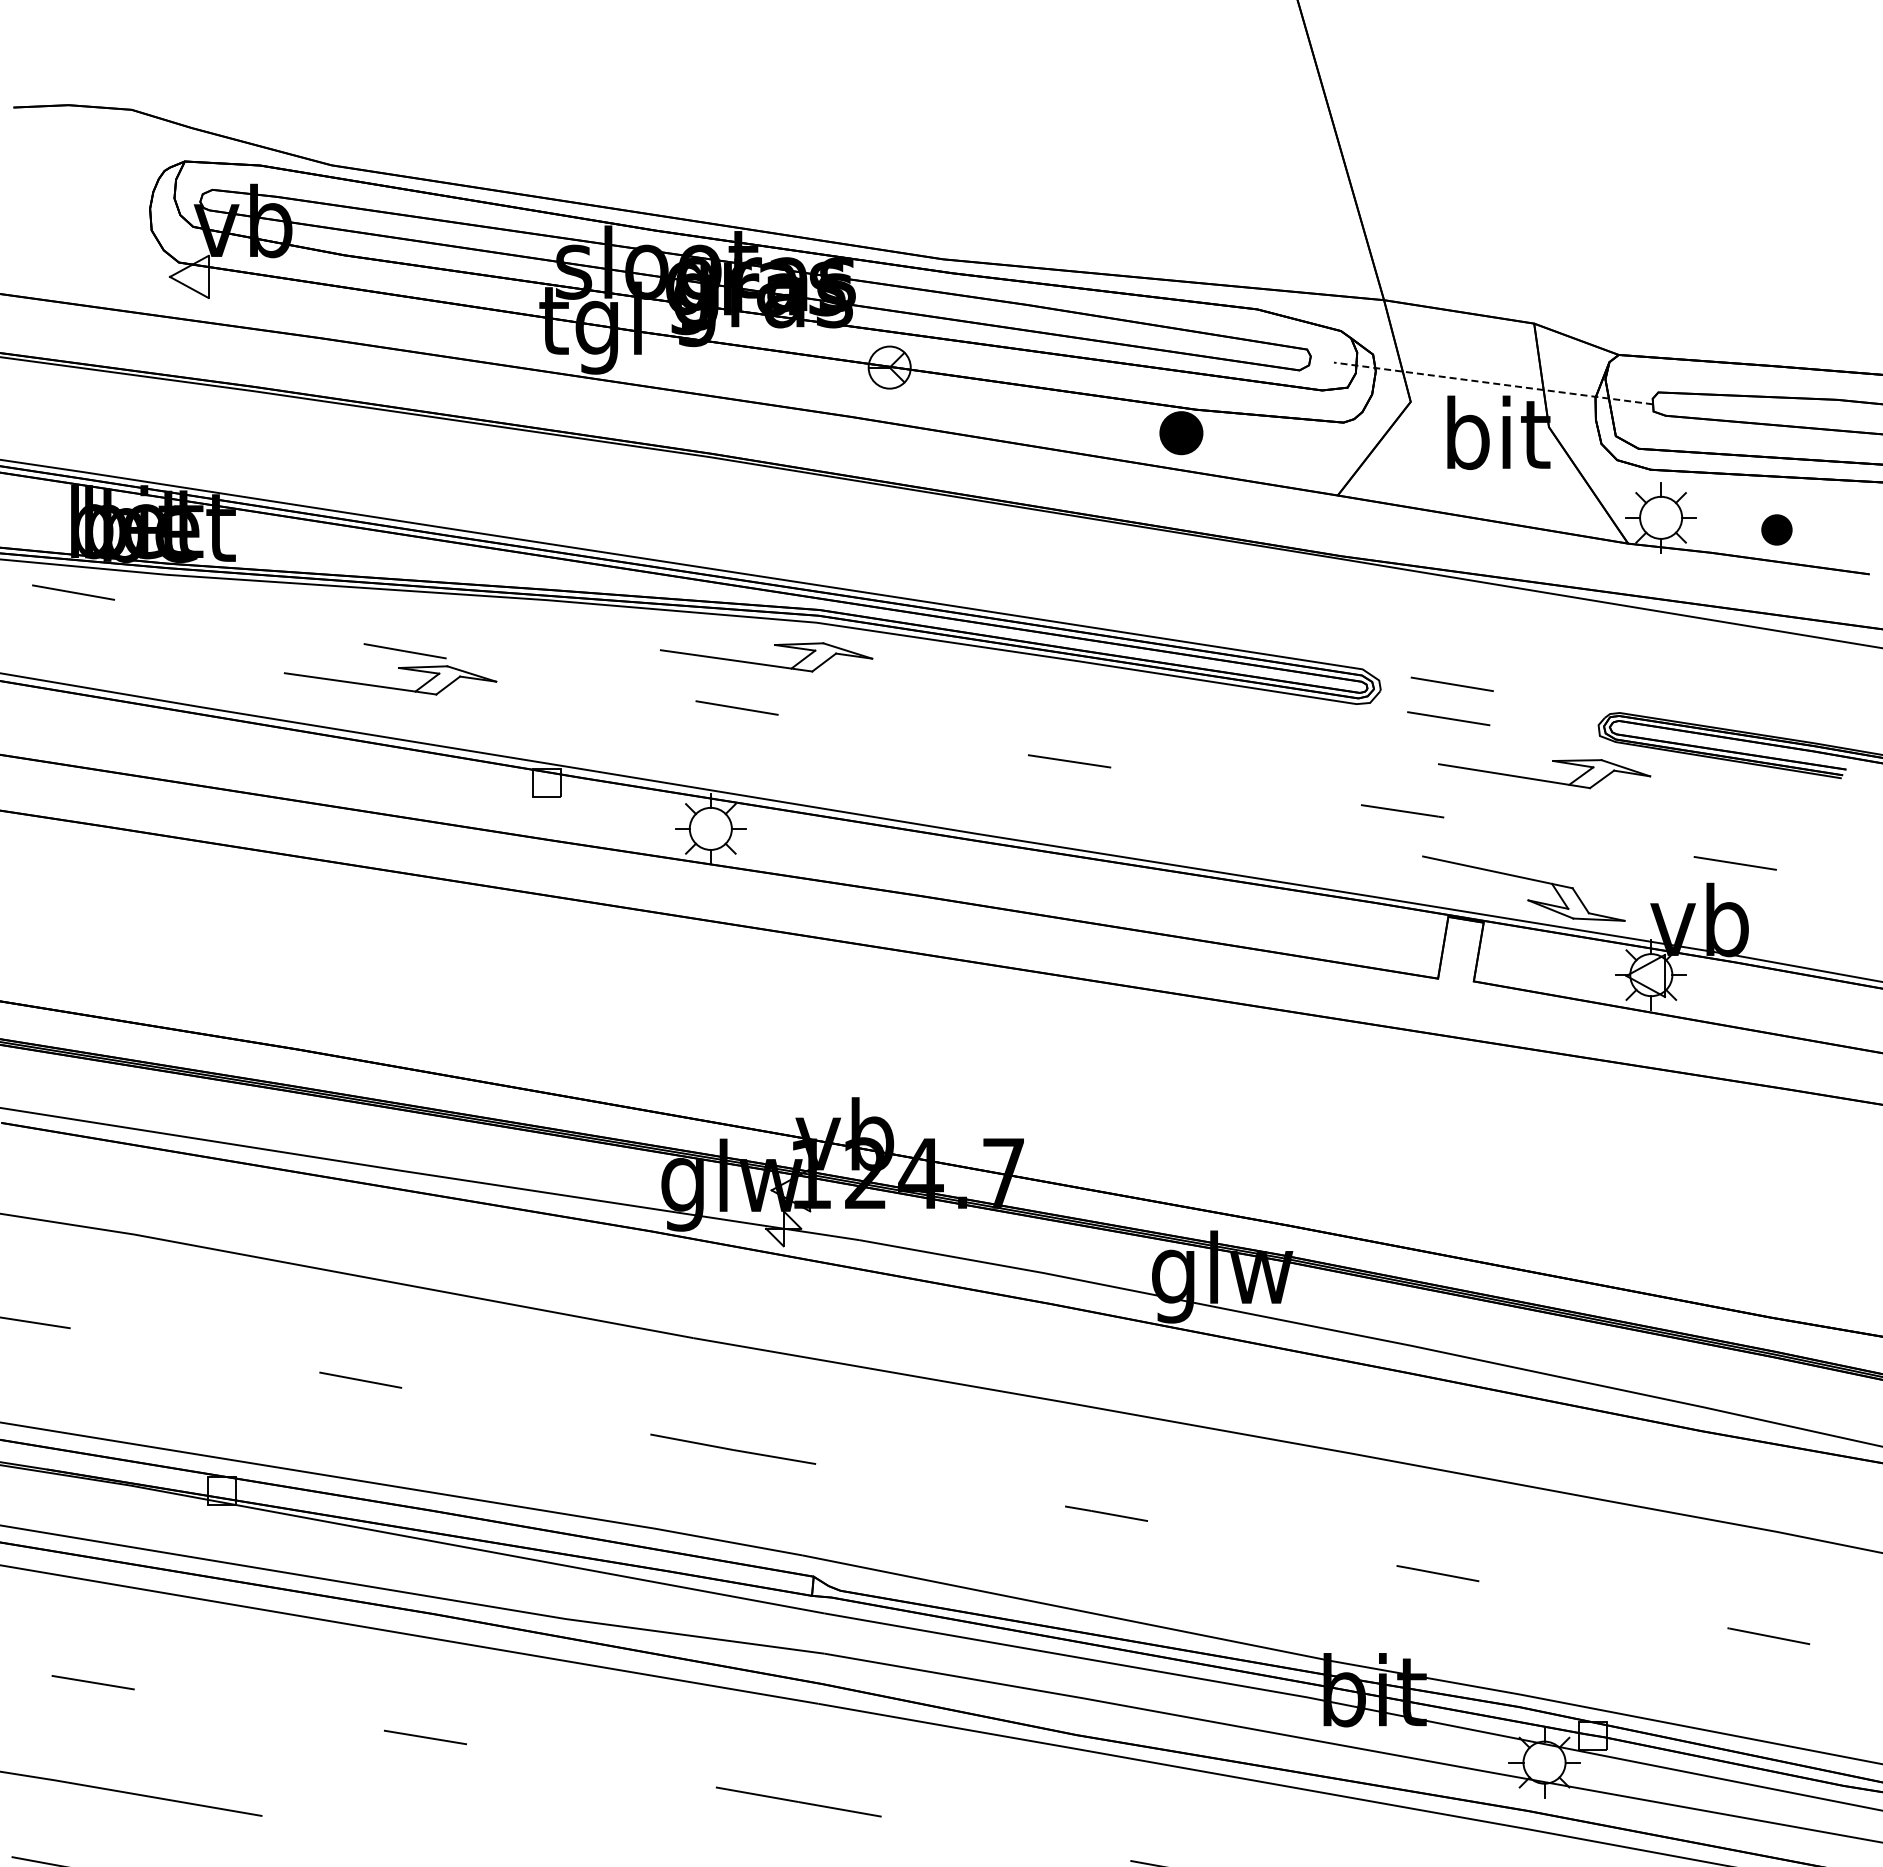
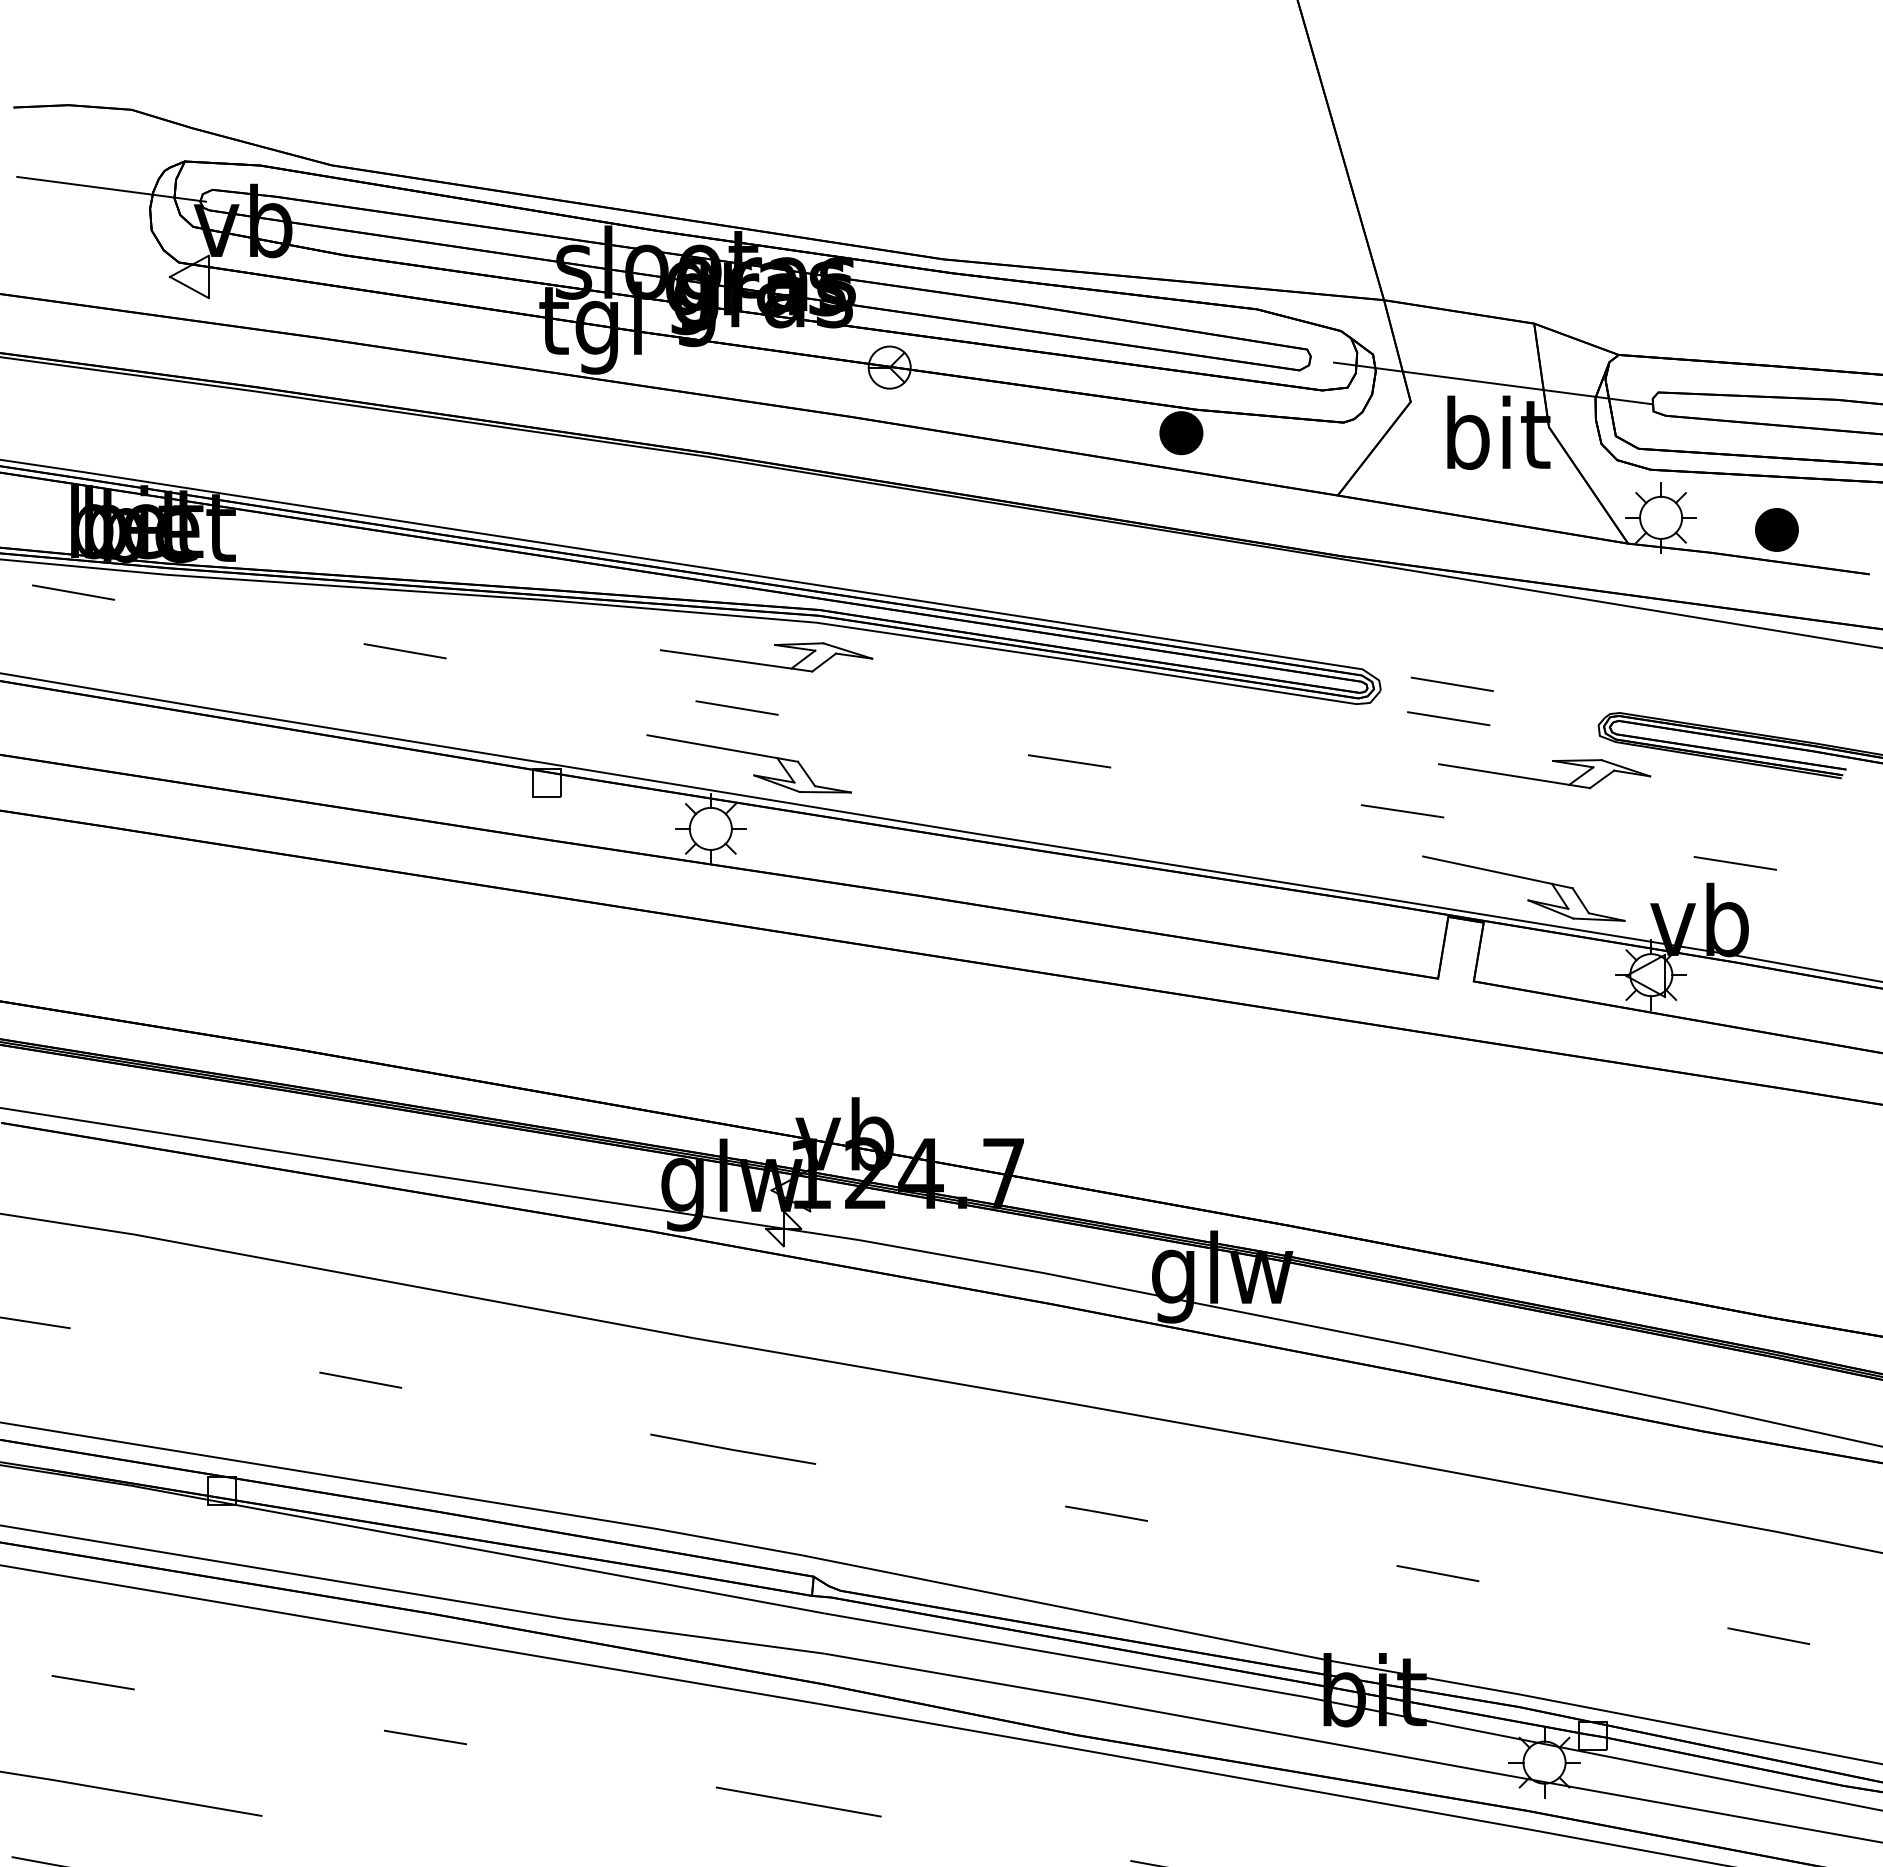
line: none -> present (111, 188)
line: dashed -> solid (1493, 383)
part size: 32x32 px -> 44x44 px (1776, 529)
part: present -> none (388, 686)
part: none -> present (749, 754)
